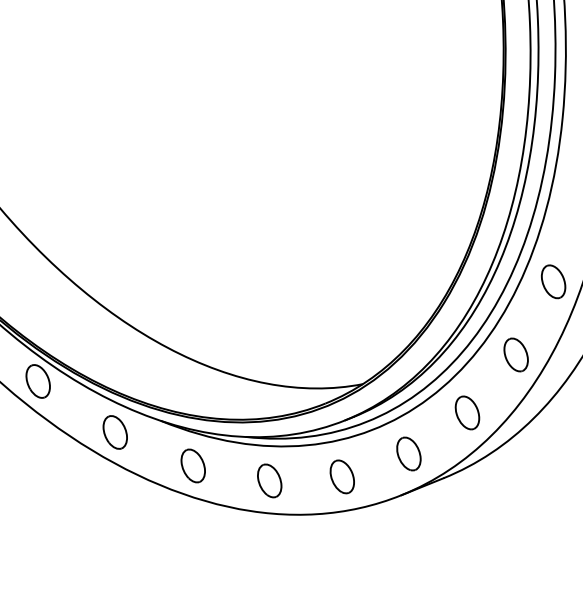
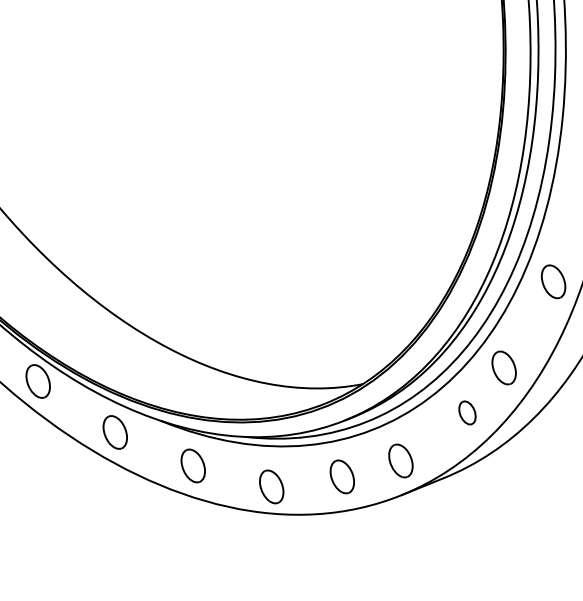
part position: (515, 354) -> (503, 367) (503, 367)
part size: 27x36 px -> 19x26 px (467, 412)
part position: (408, 453) -> (400, 460) (400, 460)
part position: (269, 480) -> (271, 486) (271, 486)
